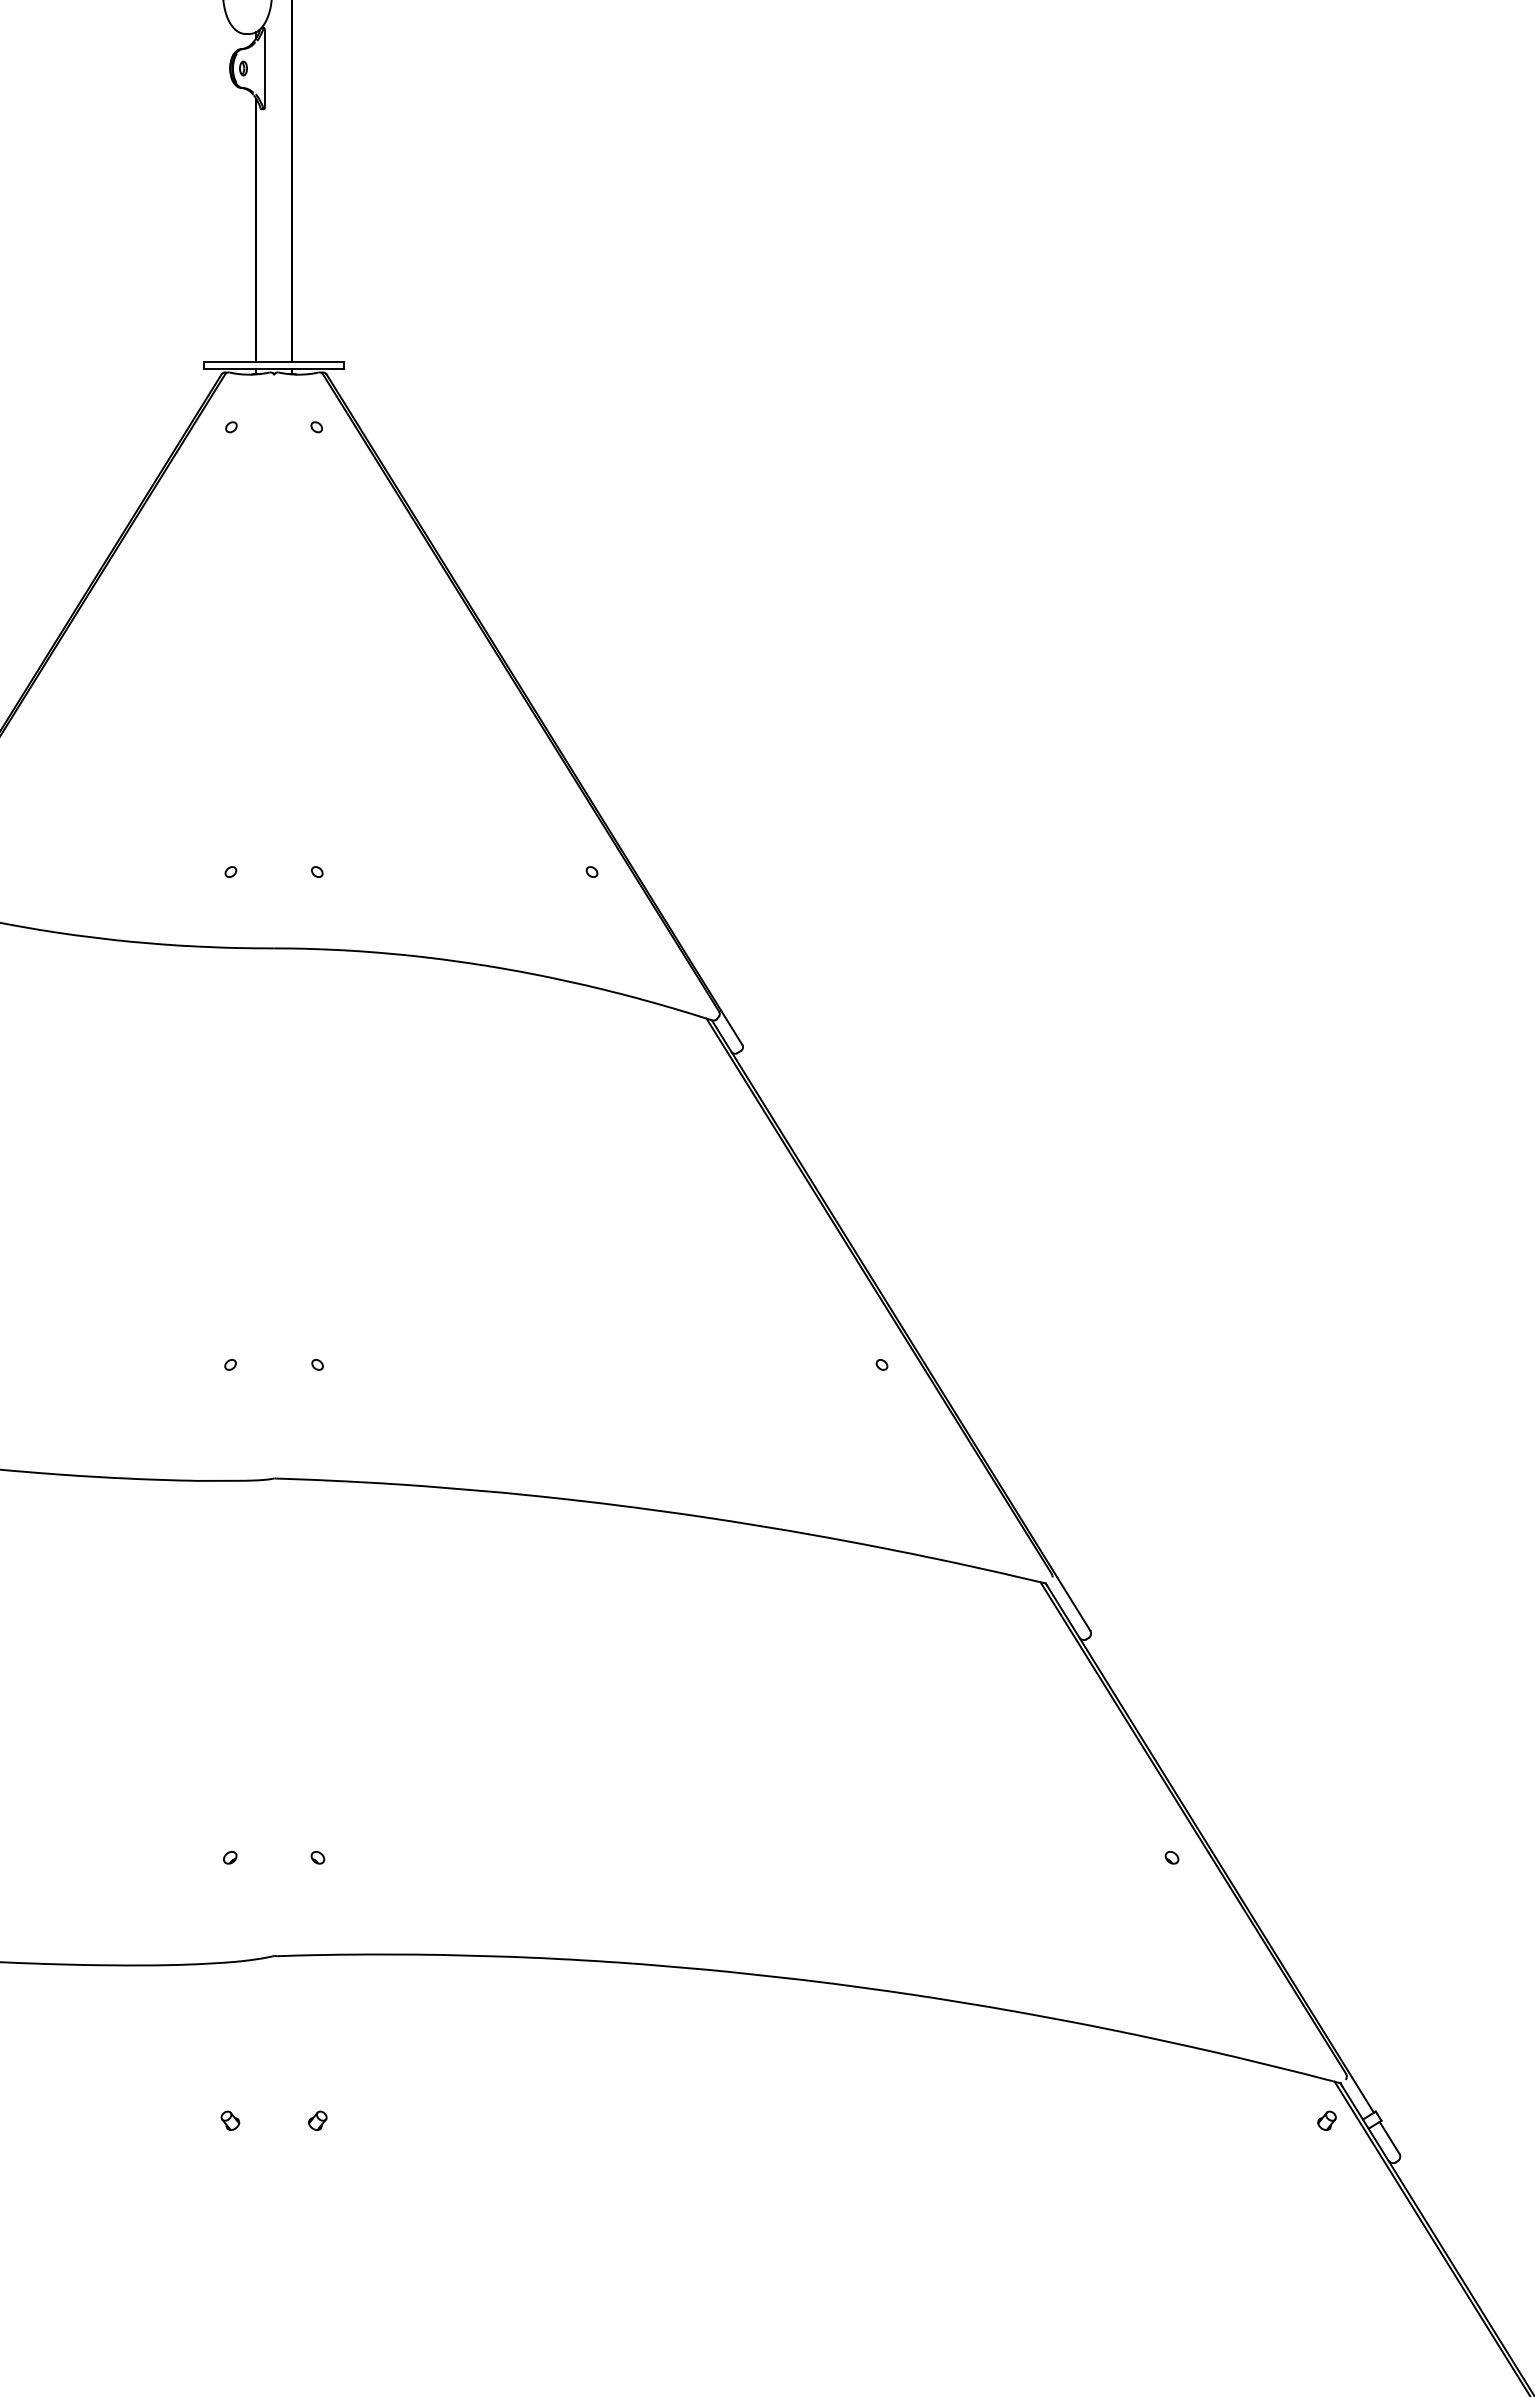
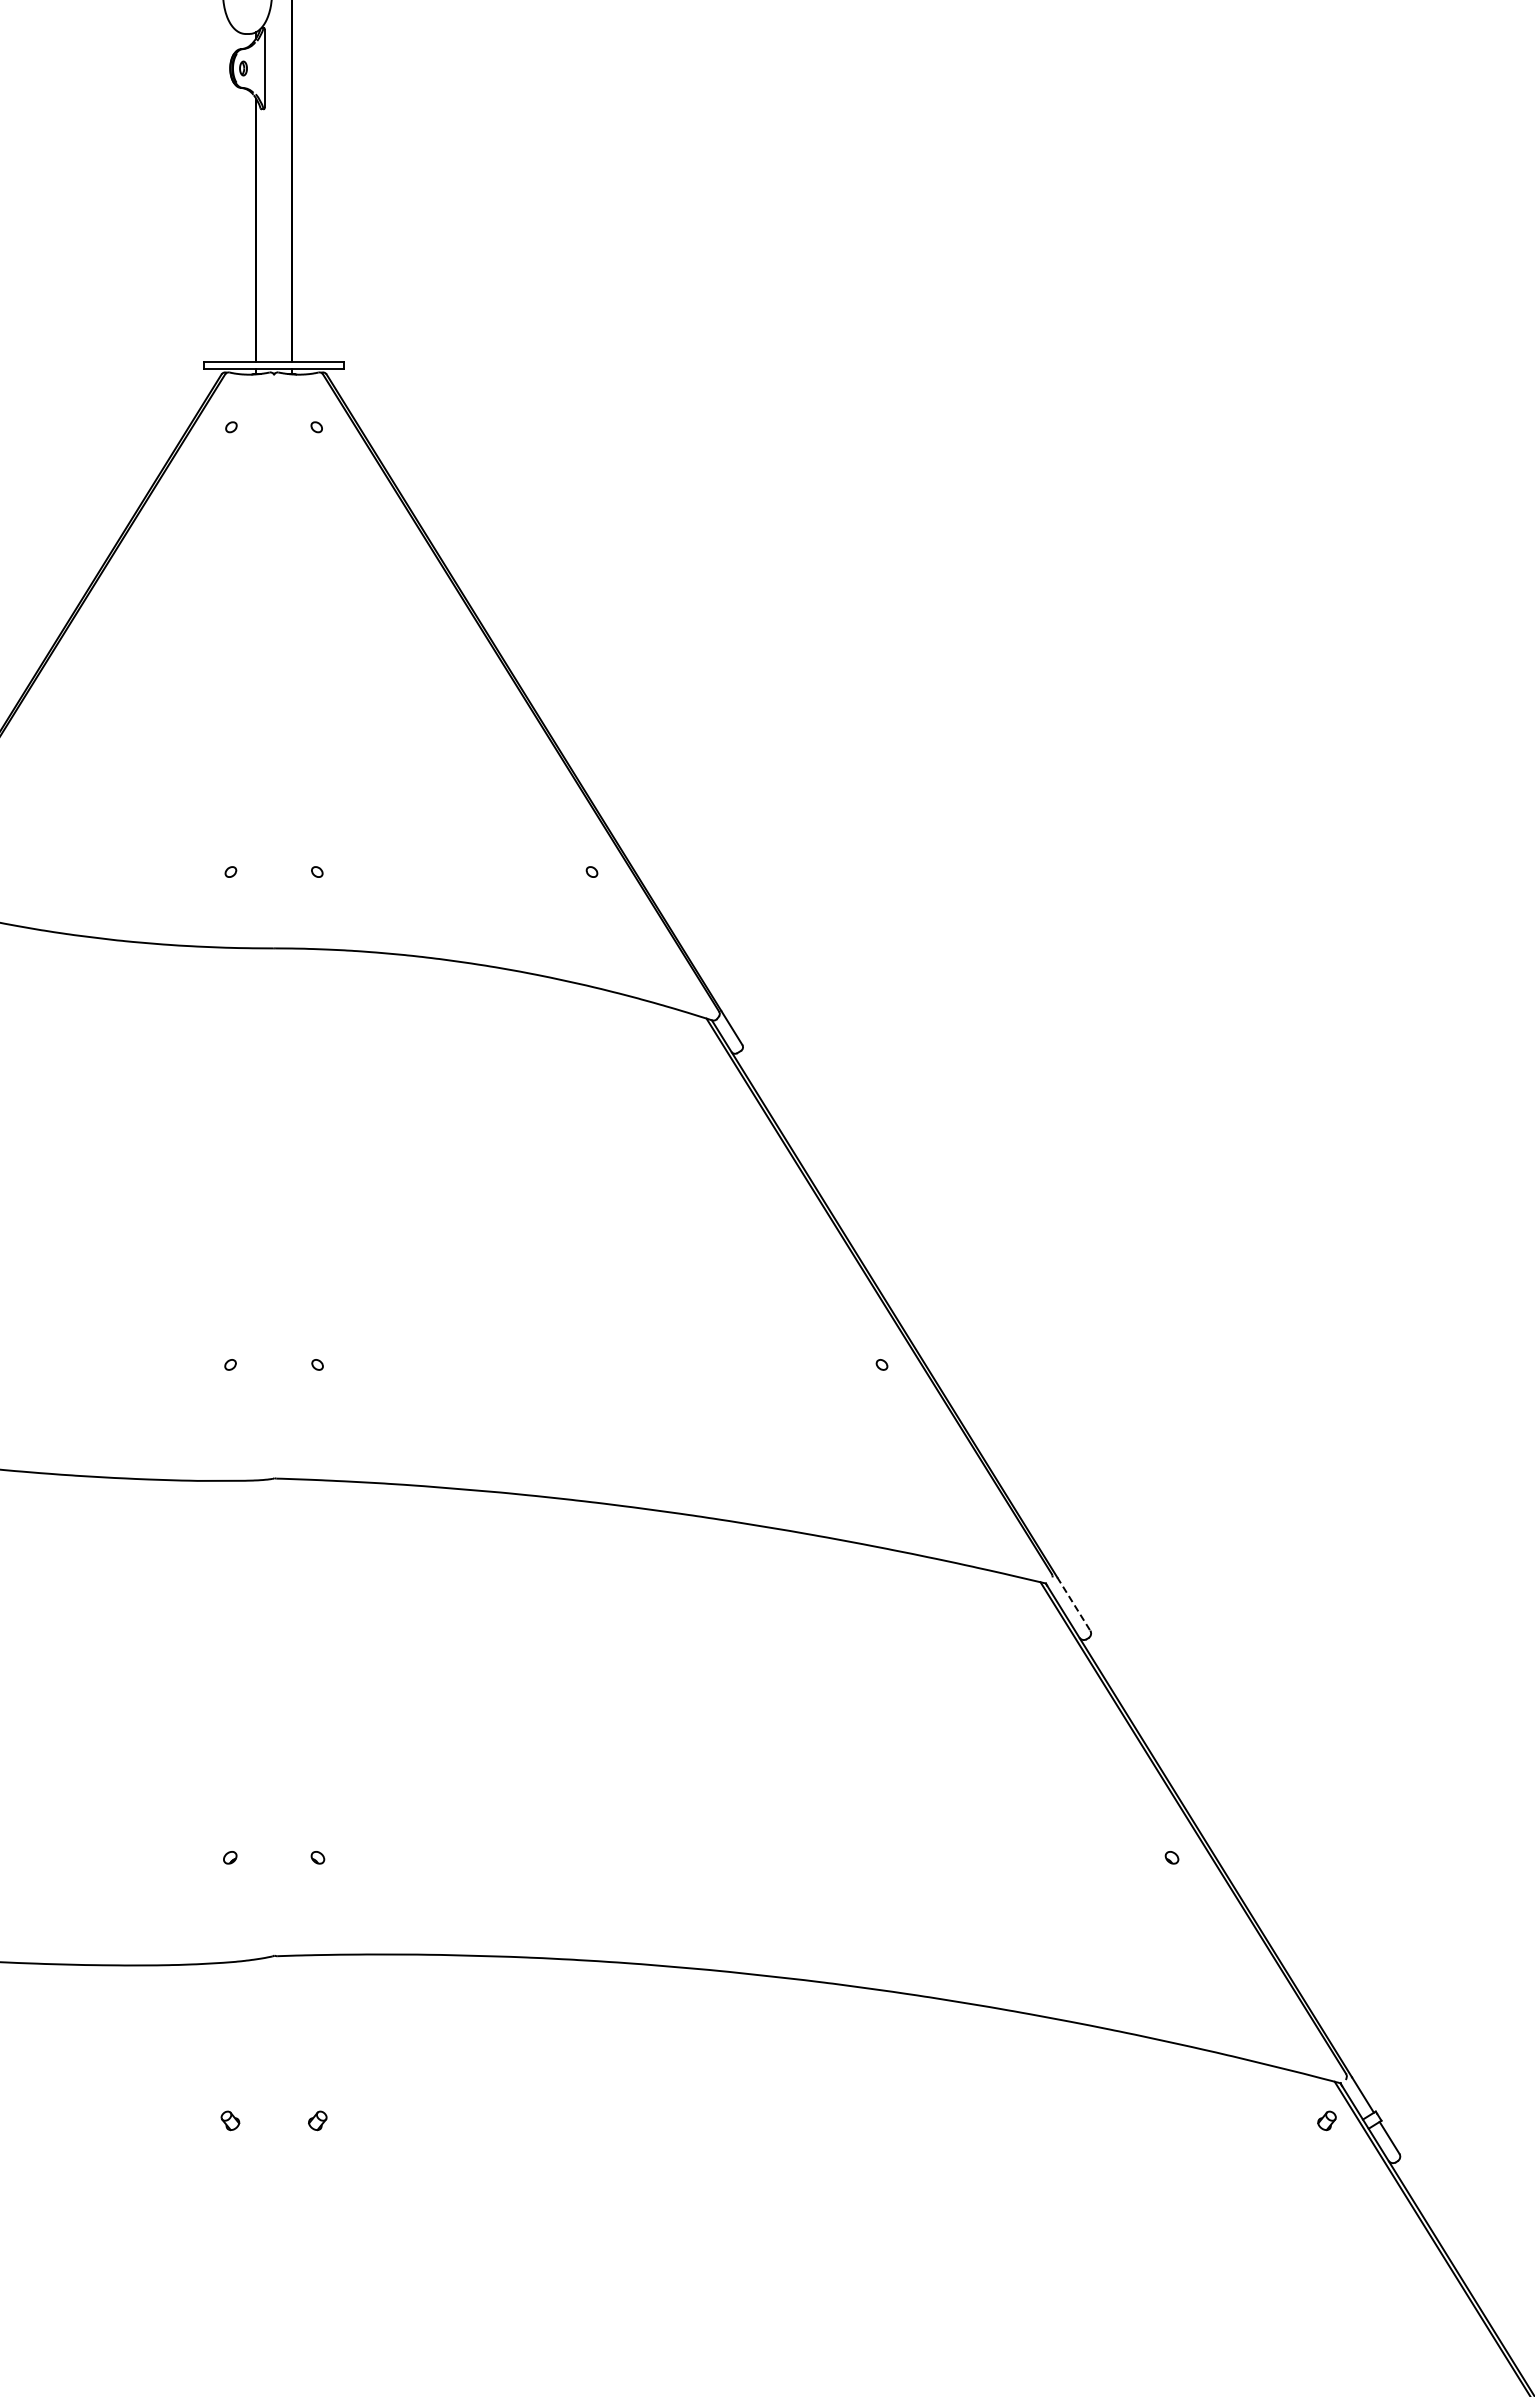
line: solid -> dashed (1074, 1604)
